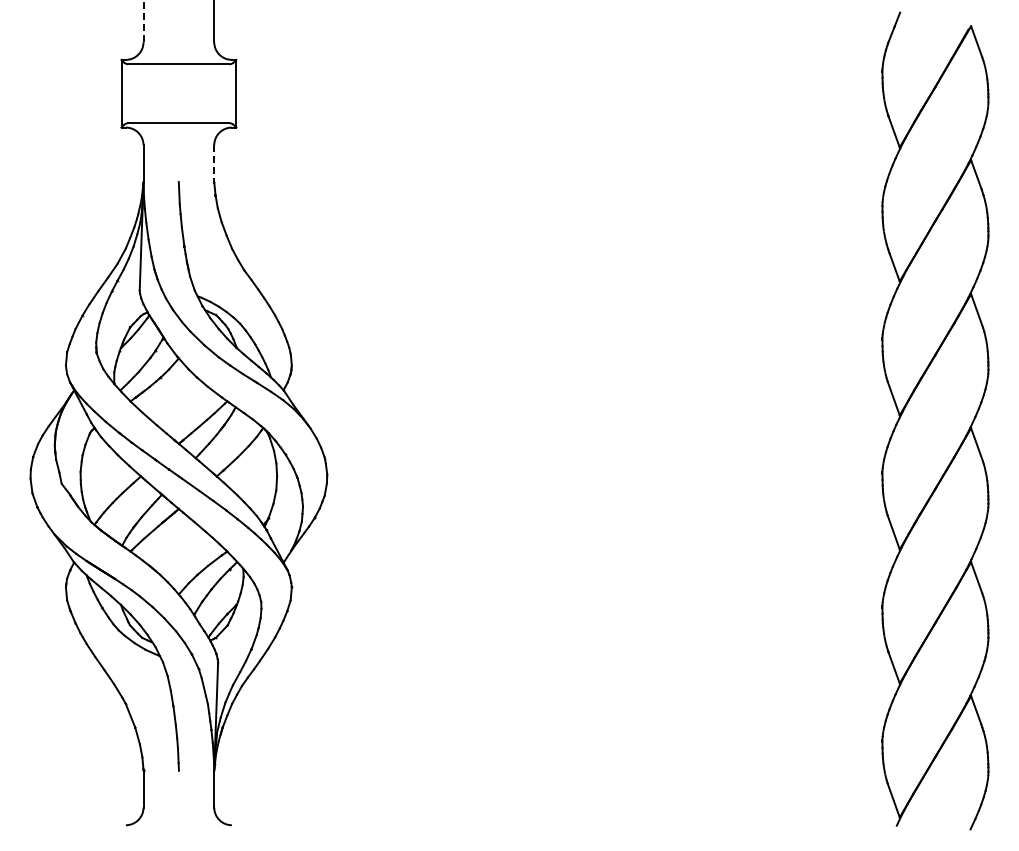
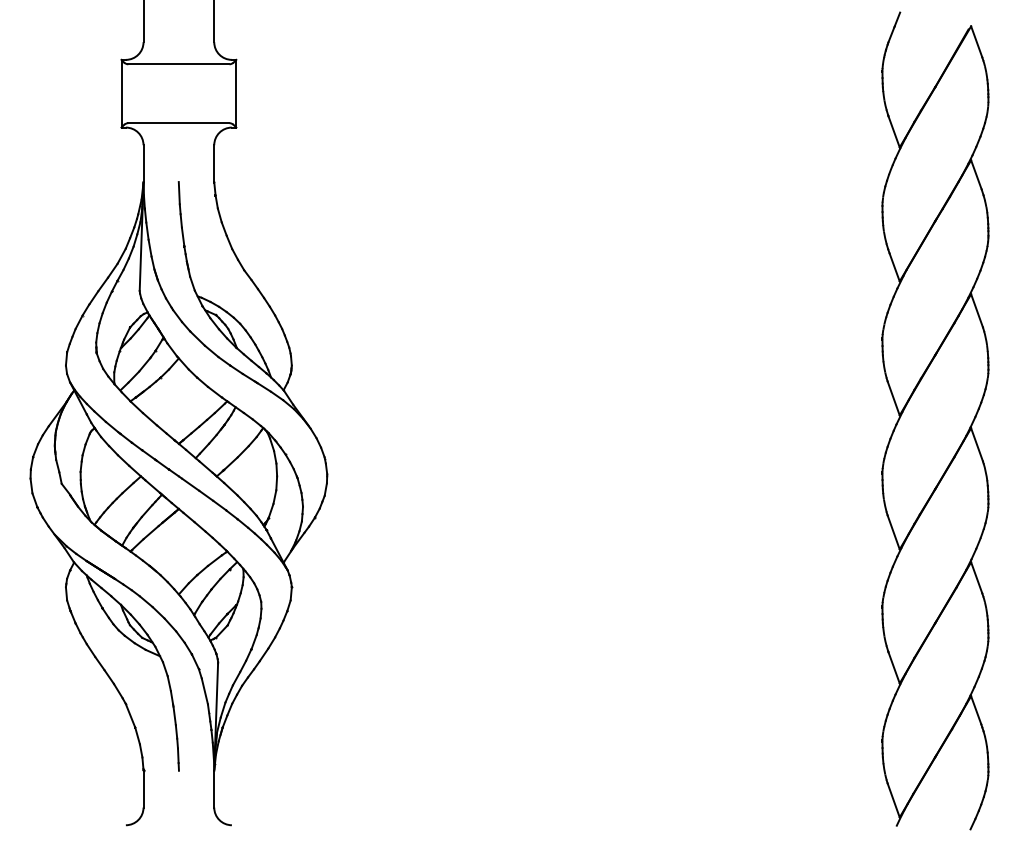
line: dashed -> solid (143, 21)
line: dashed -> solid (214, 163)
